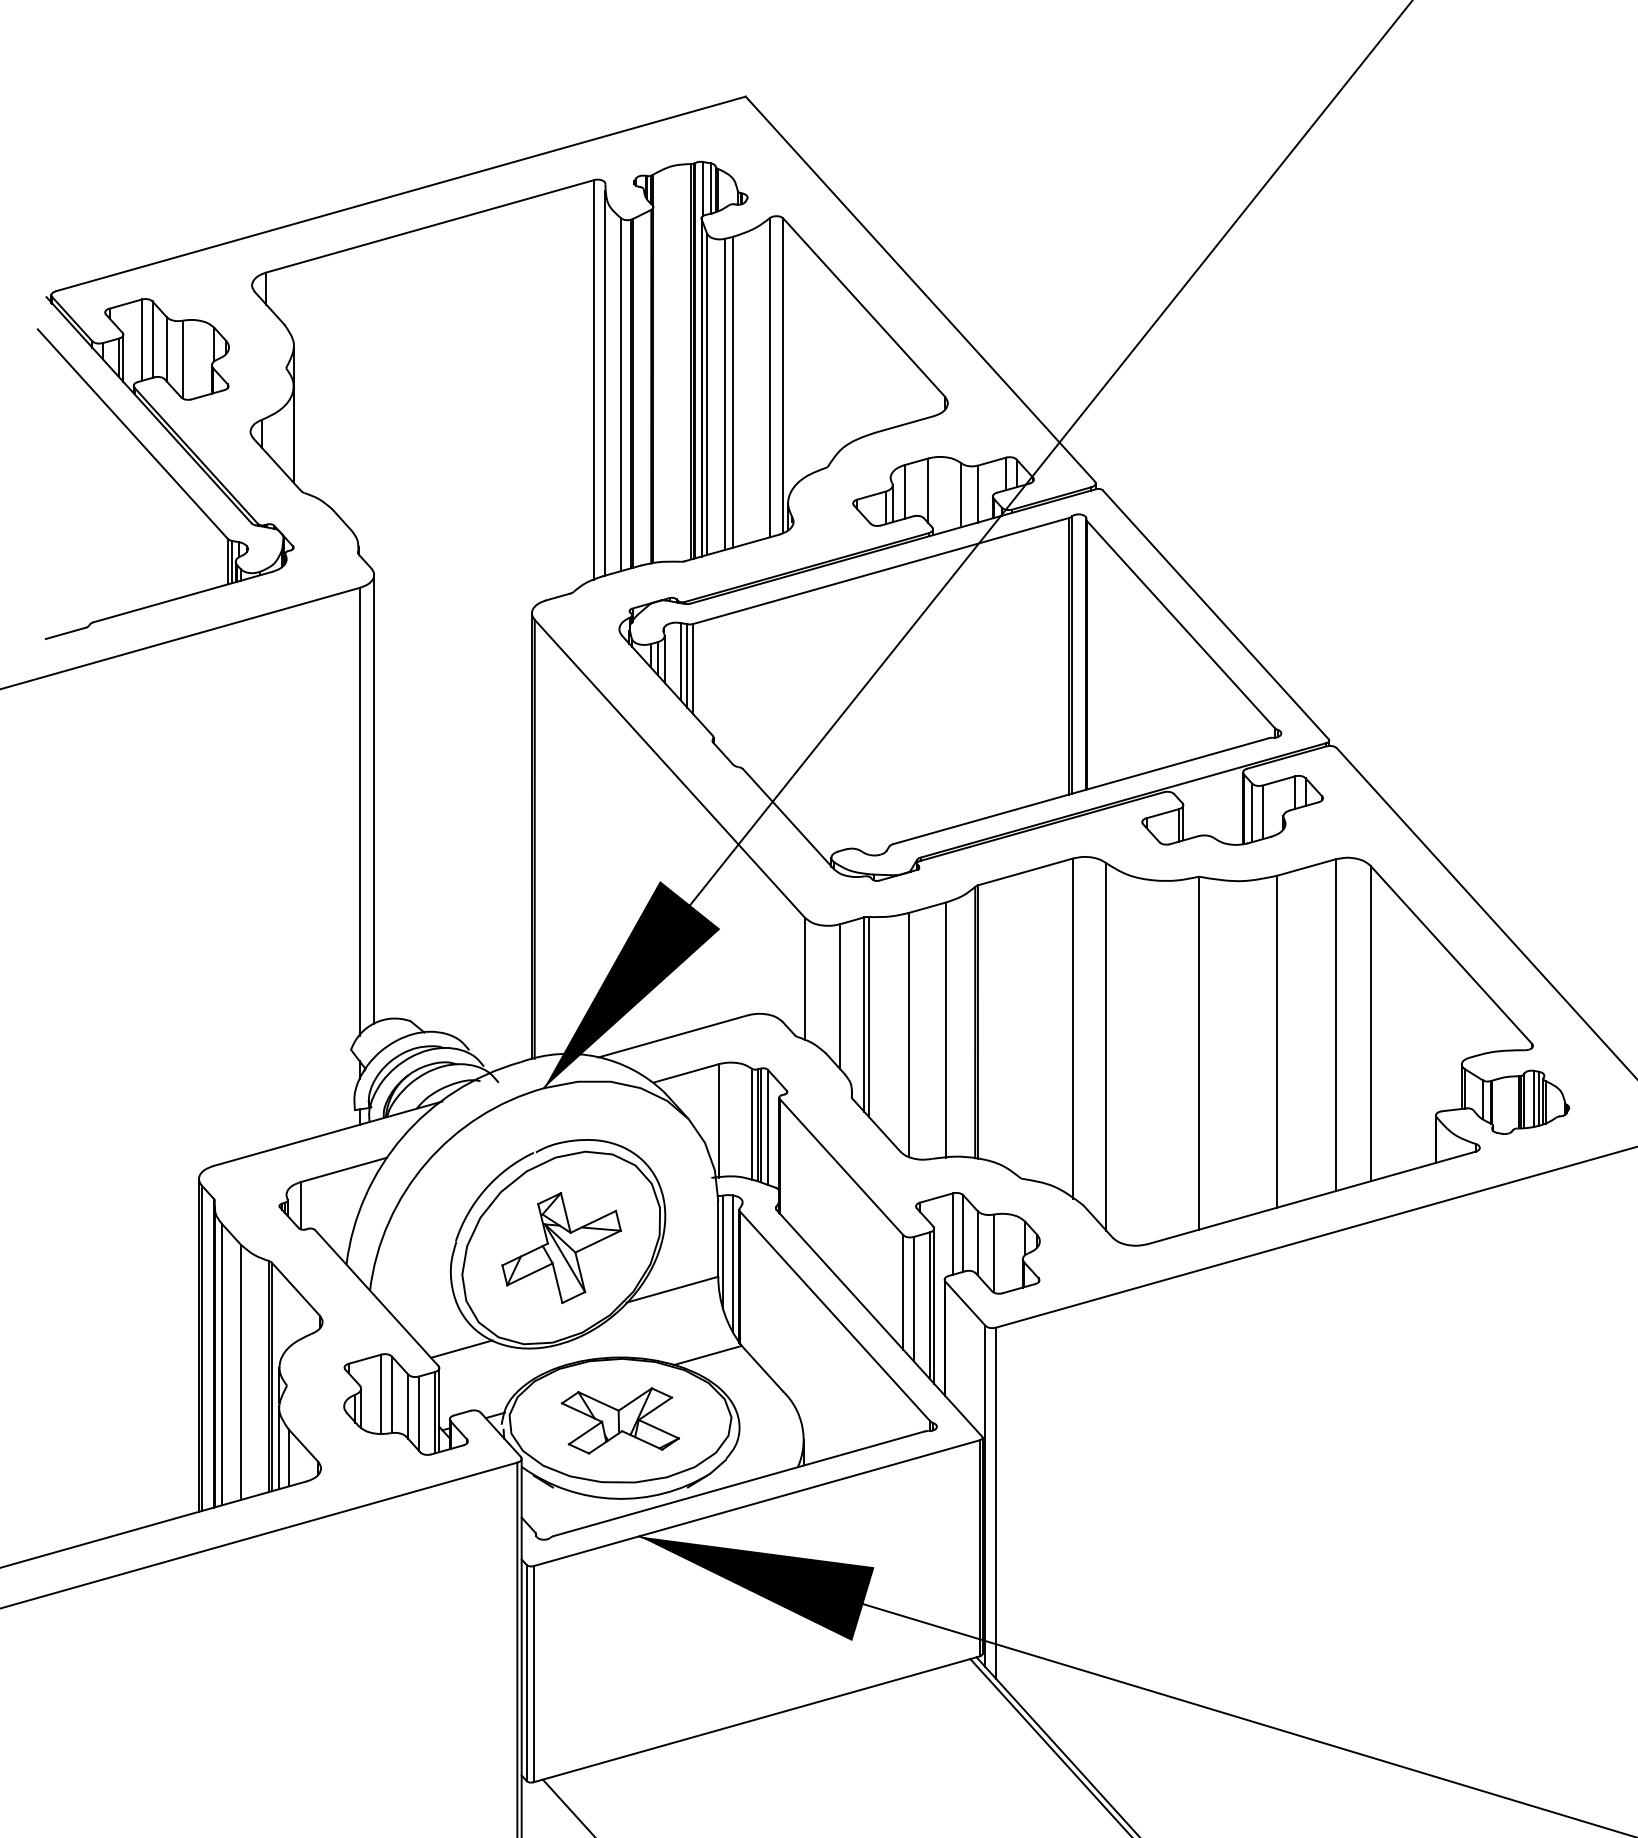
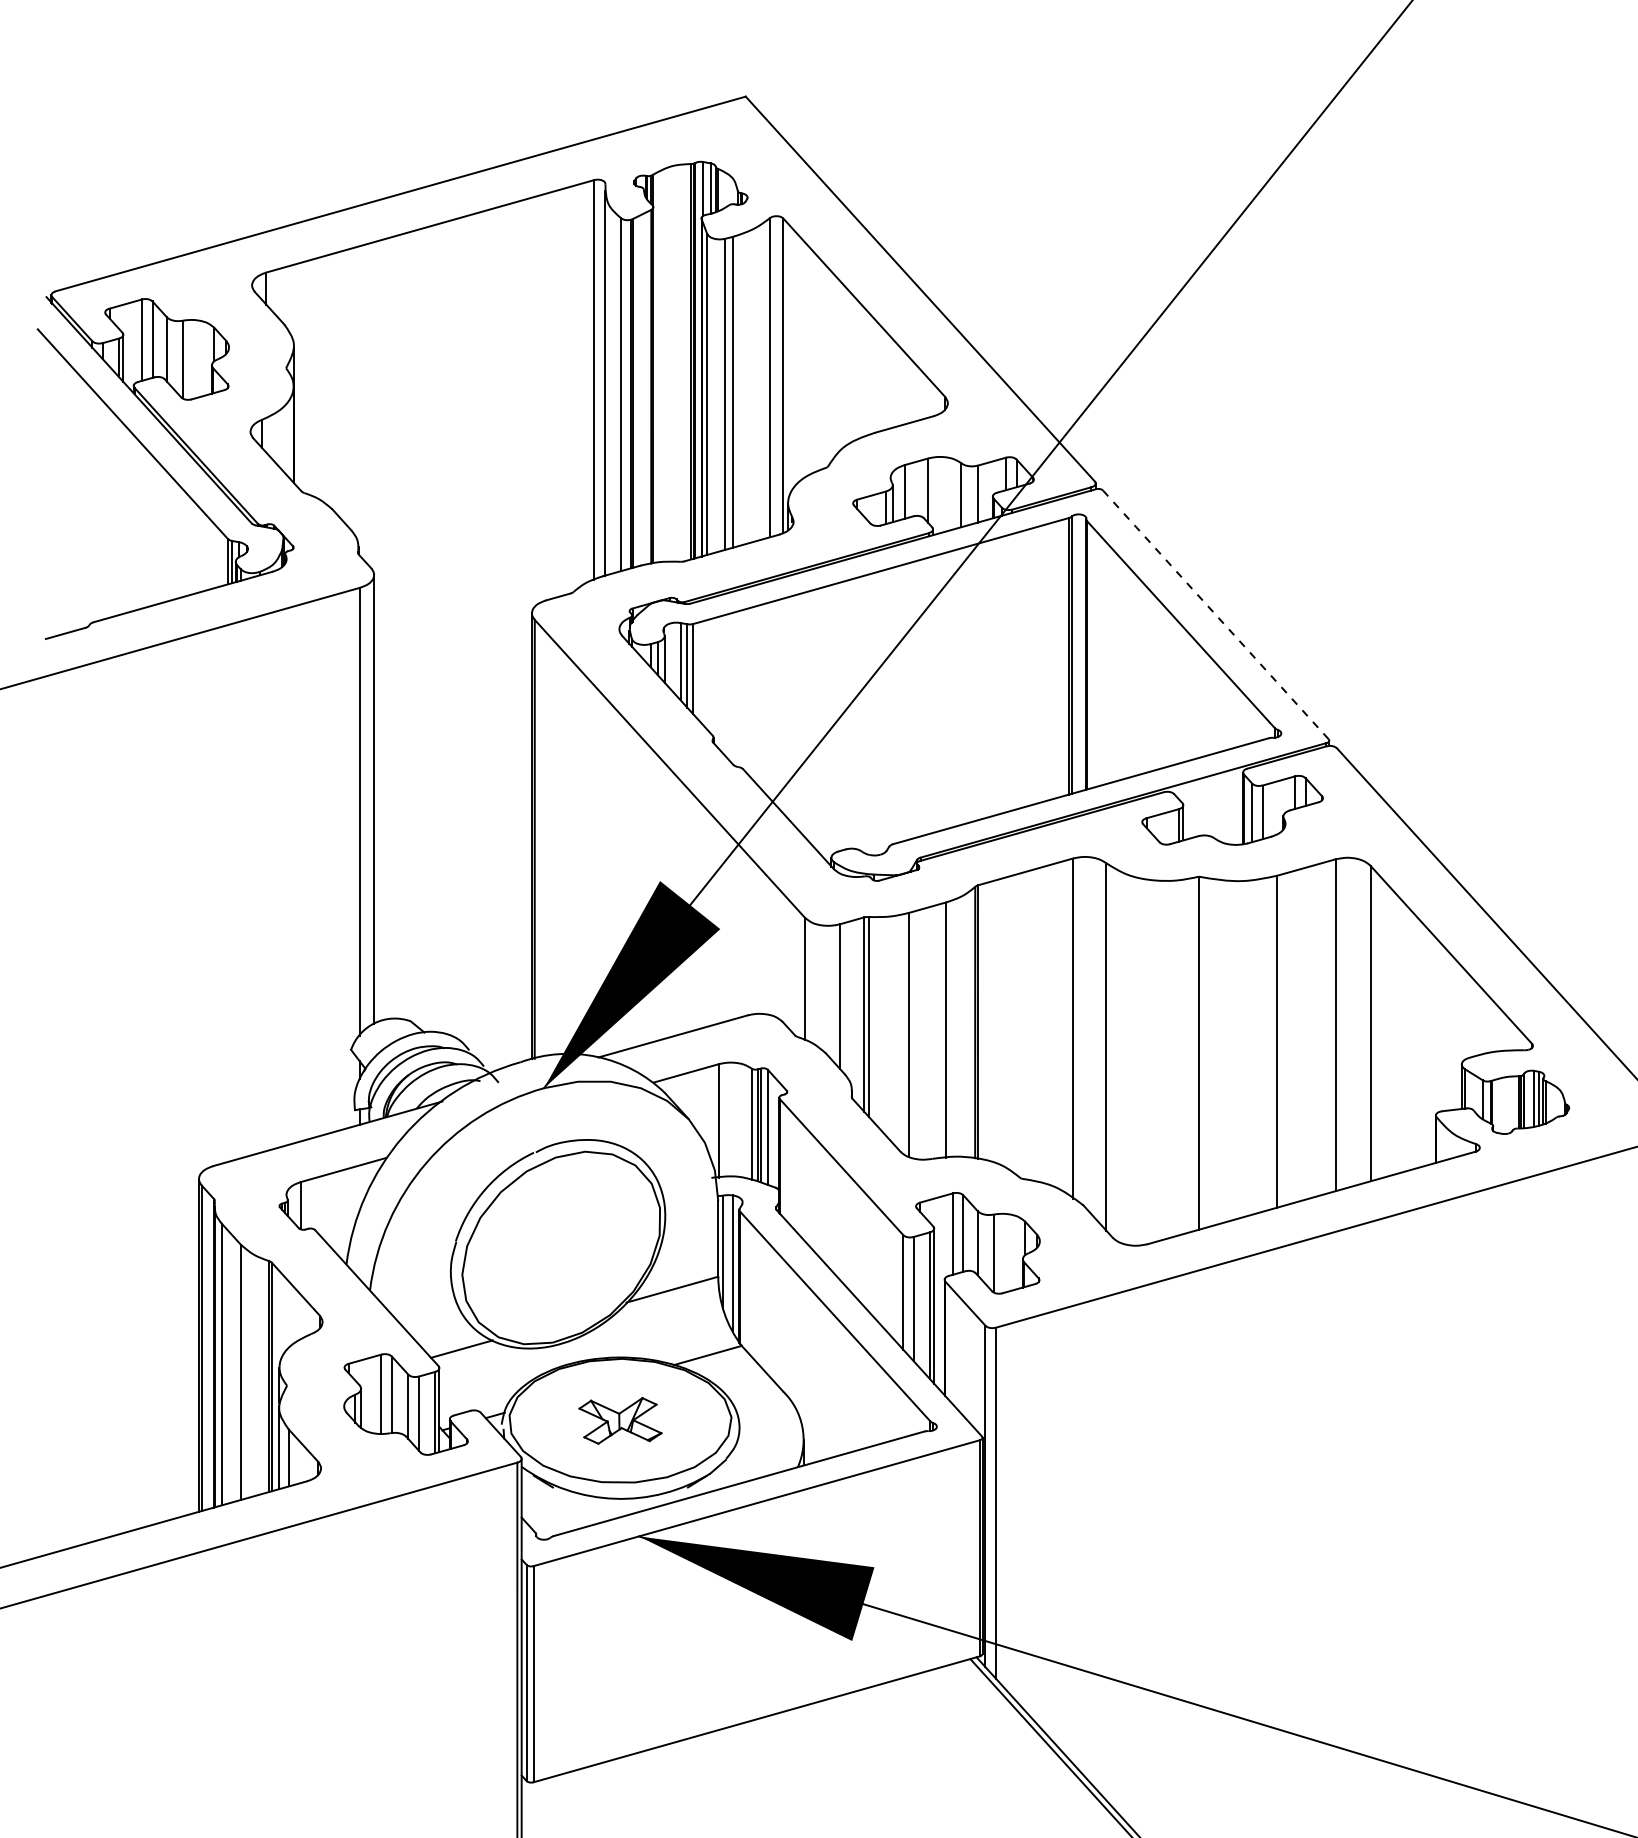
line: solid -> dashed (1215, 614)
part: present -> none (561, 1247)
part size: 121x68 px -> 85x48 px (620, 1420)
line: present -> none (567, 1806)
